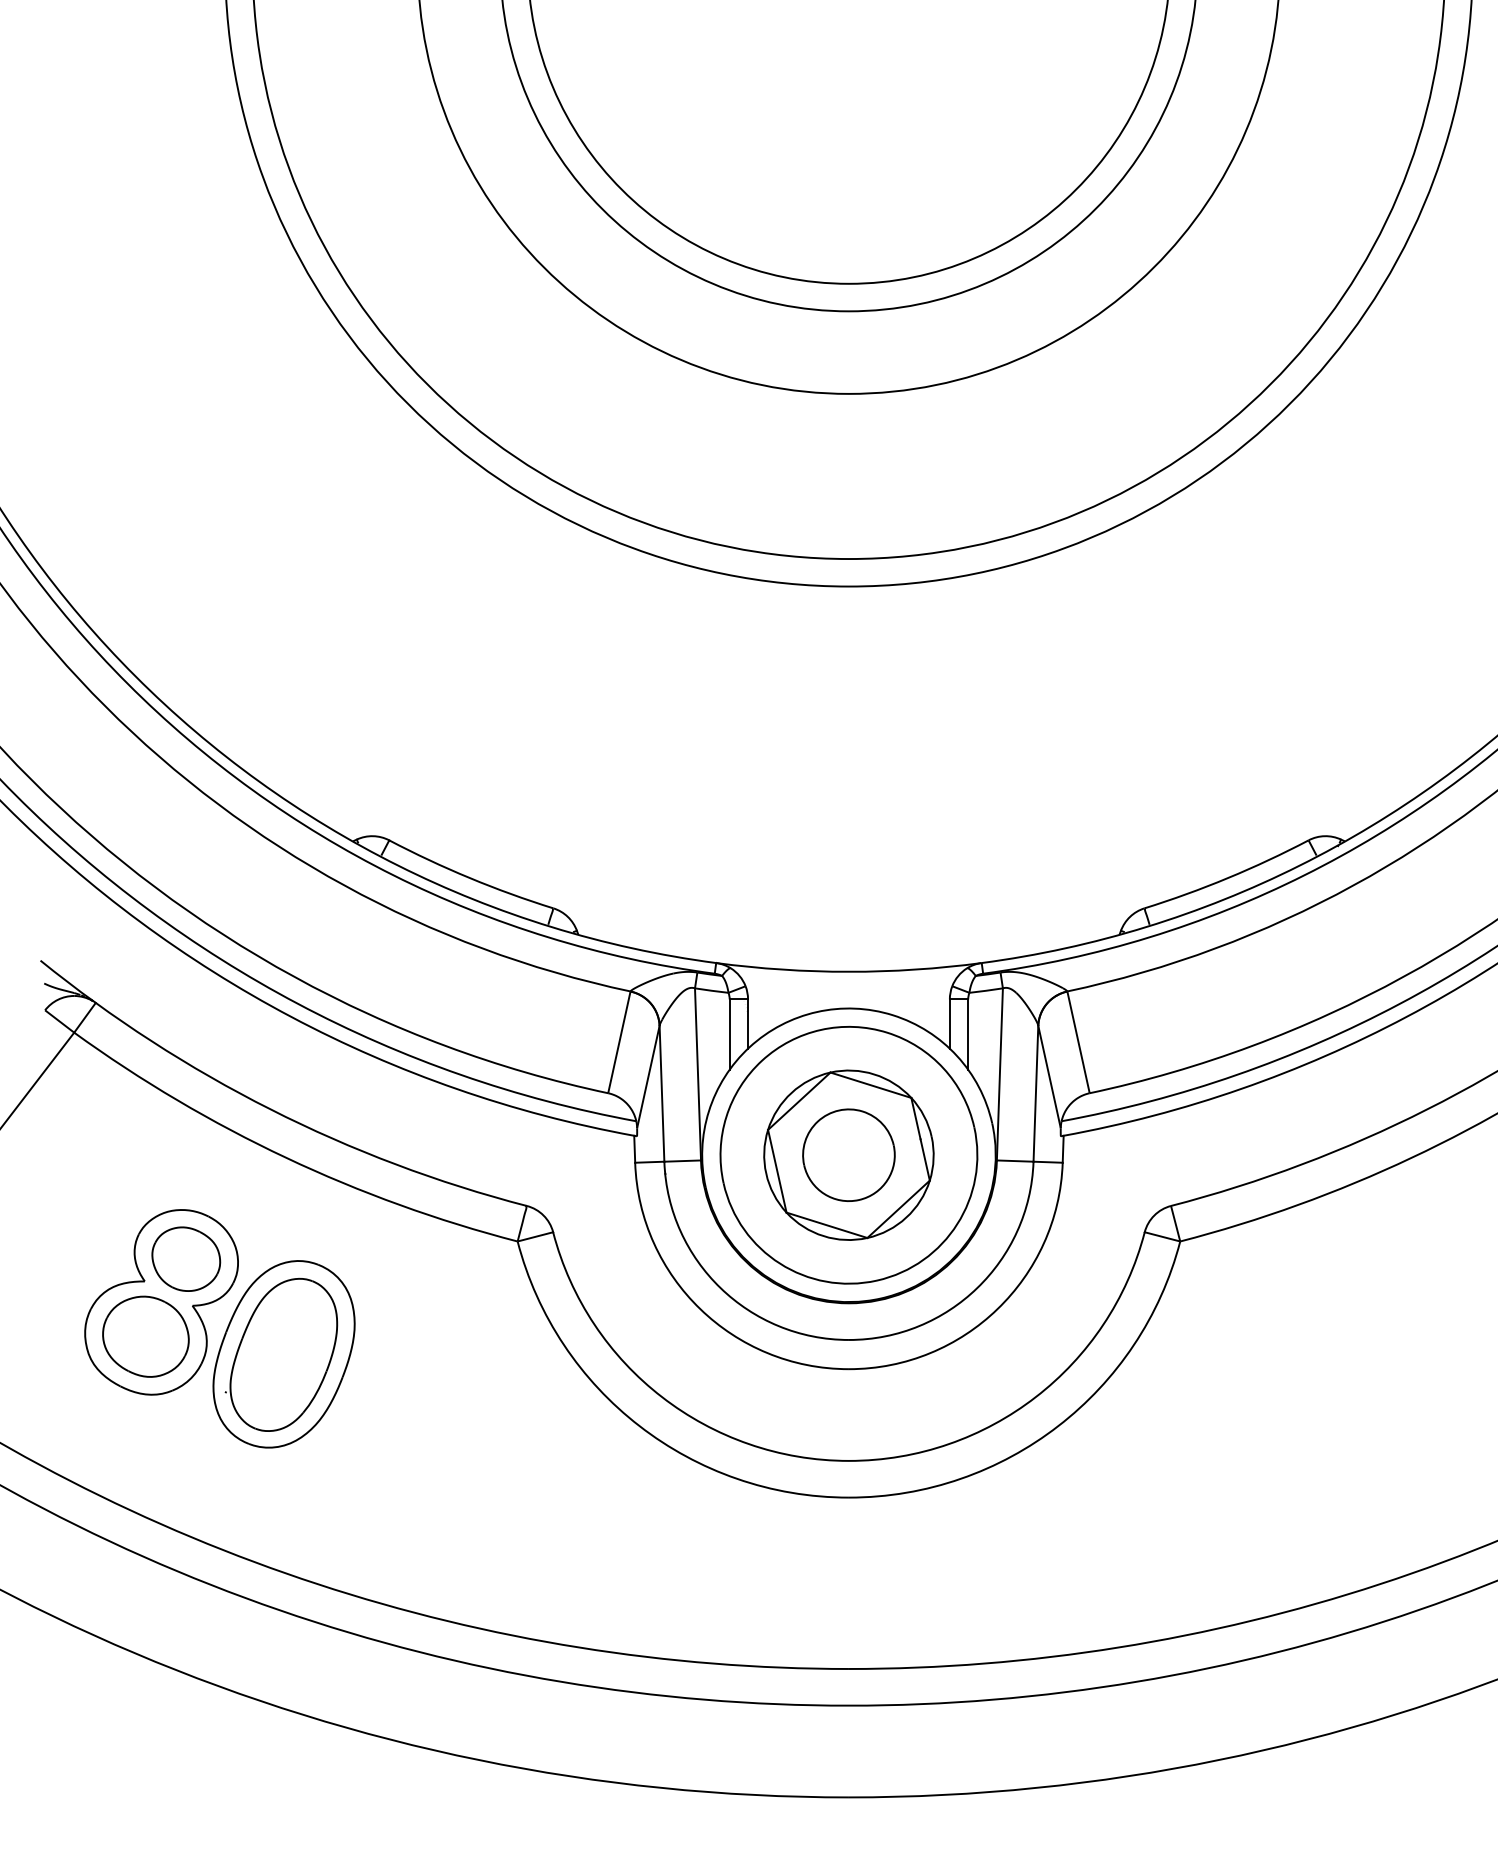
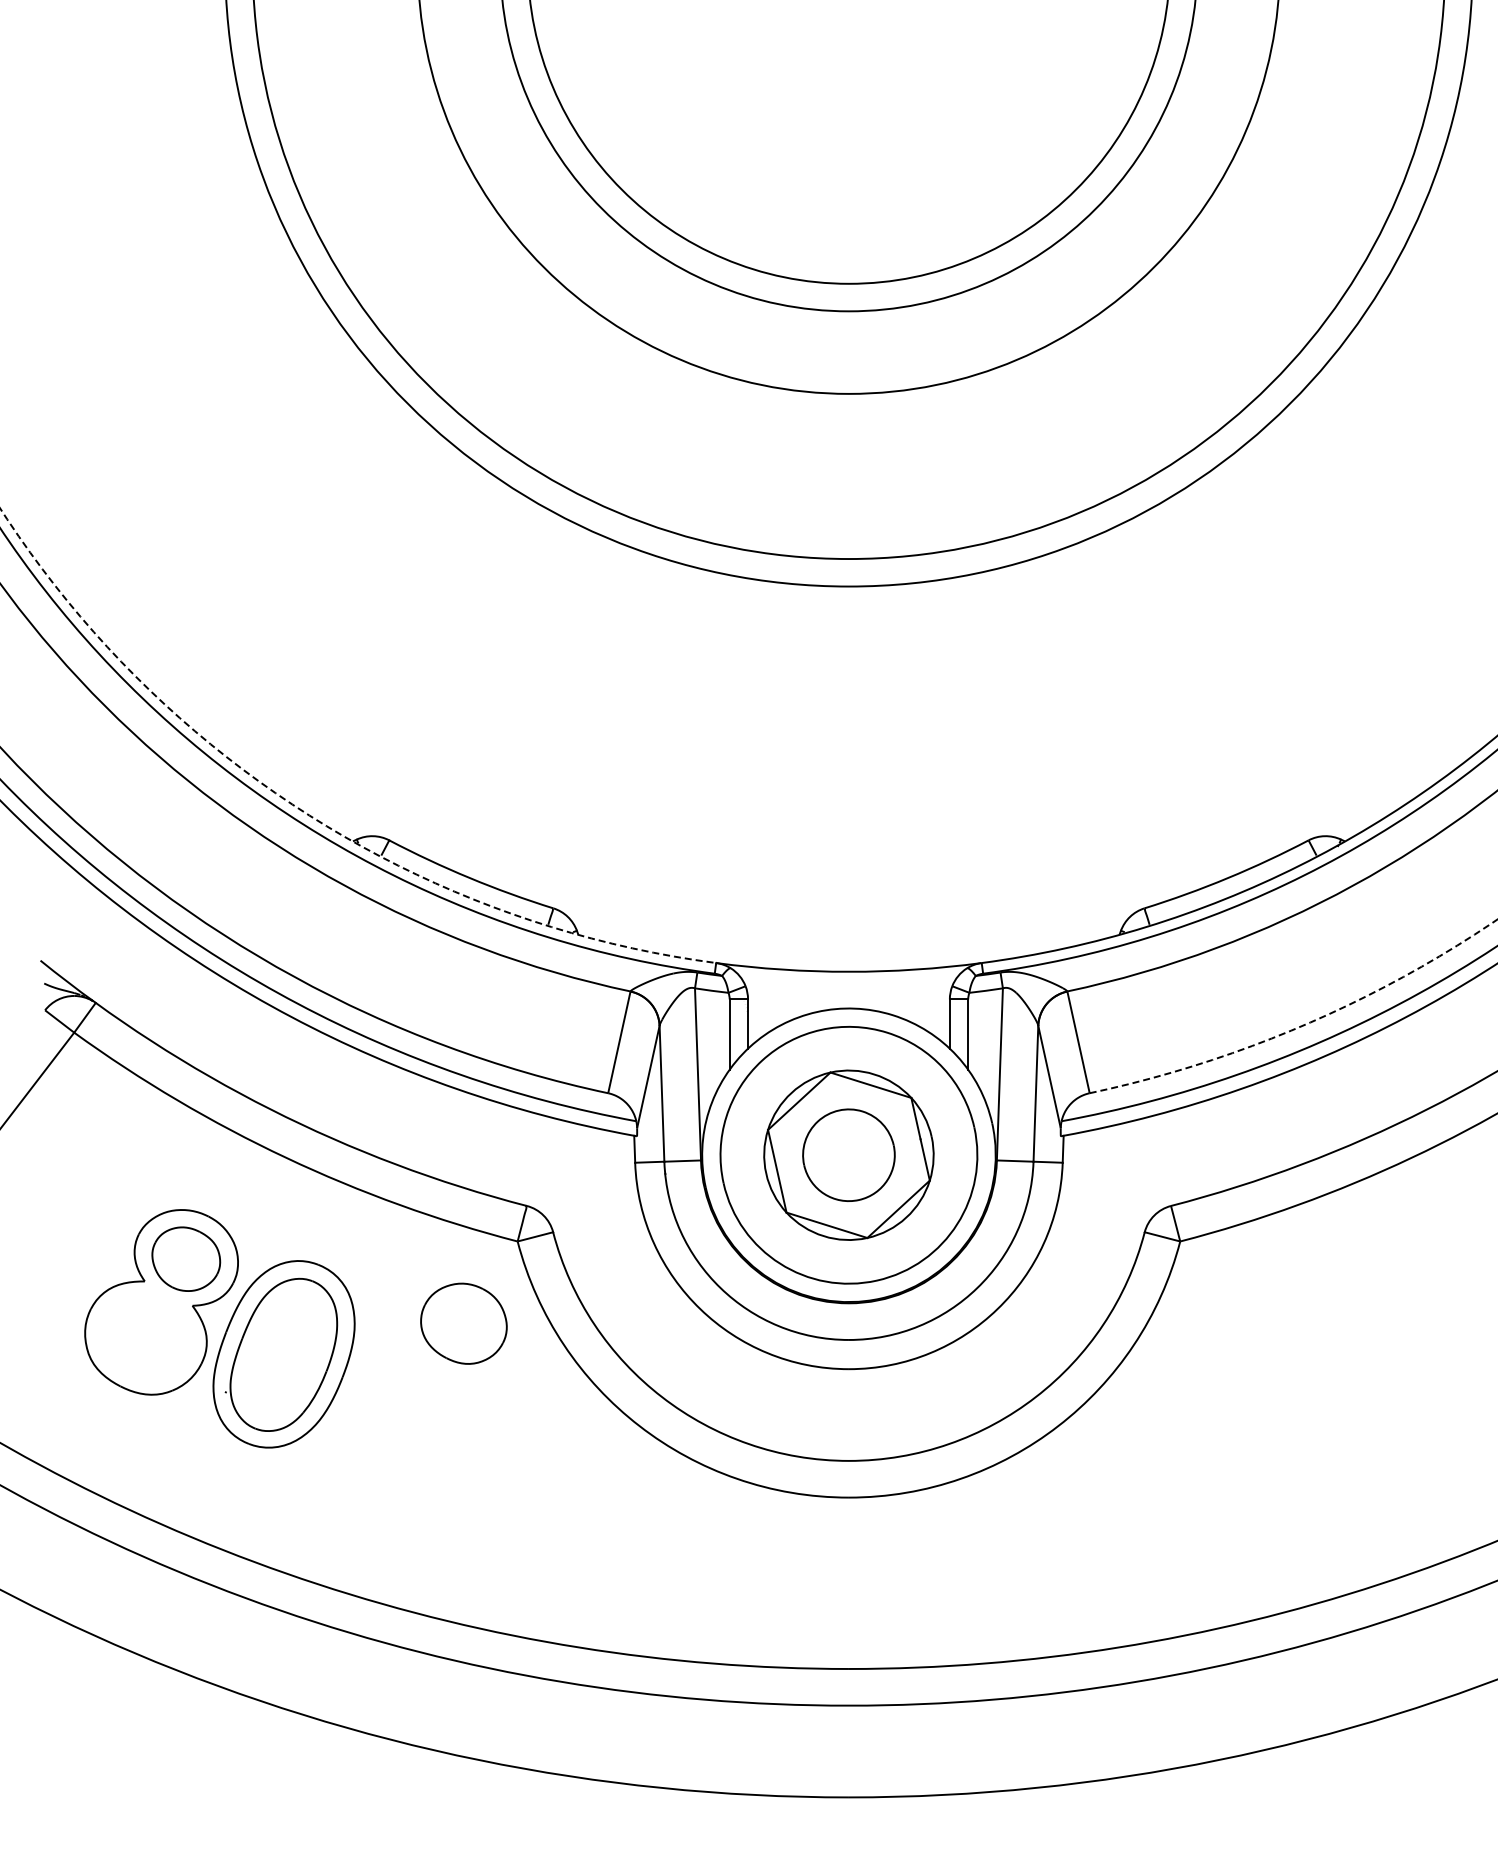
arc: solid -> dashed (306, 813)
arc: solid -> dashed (1301, 1026)
part position: (145, 1336) -> (463, 1323) (463, 1323)
